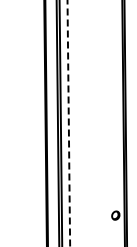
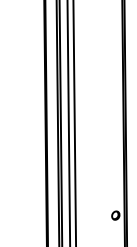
line: none -> present (74, 122)
line: dashed -> solid (68, 123)
